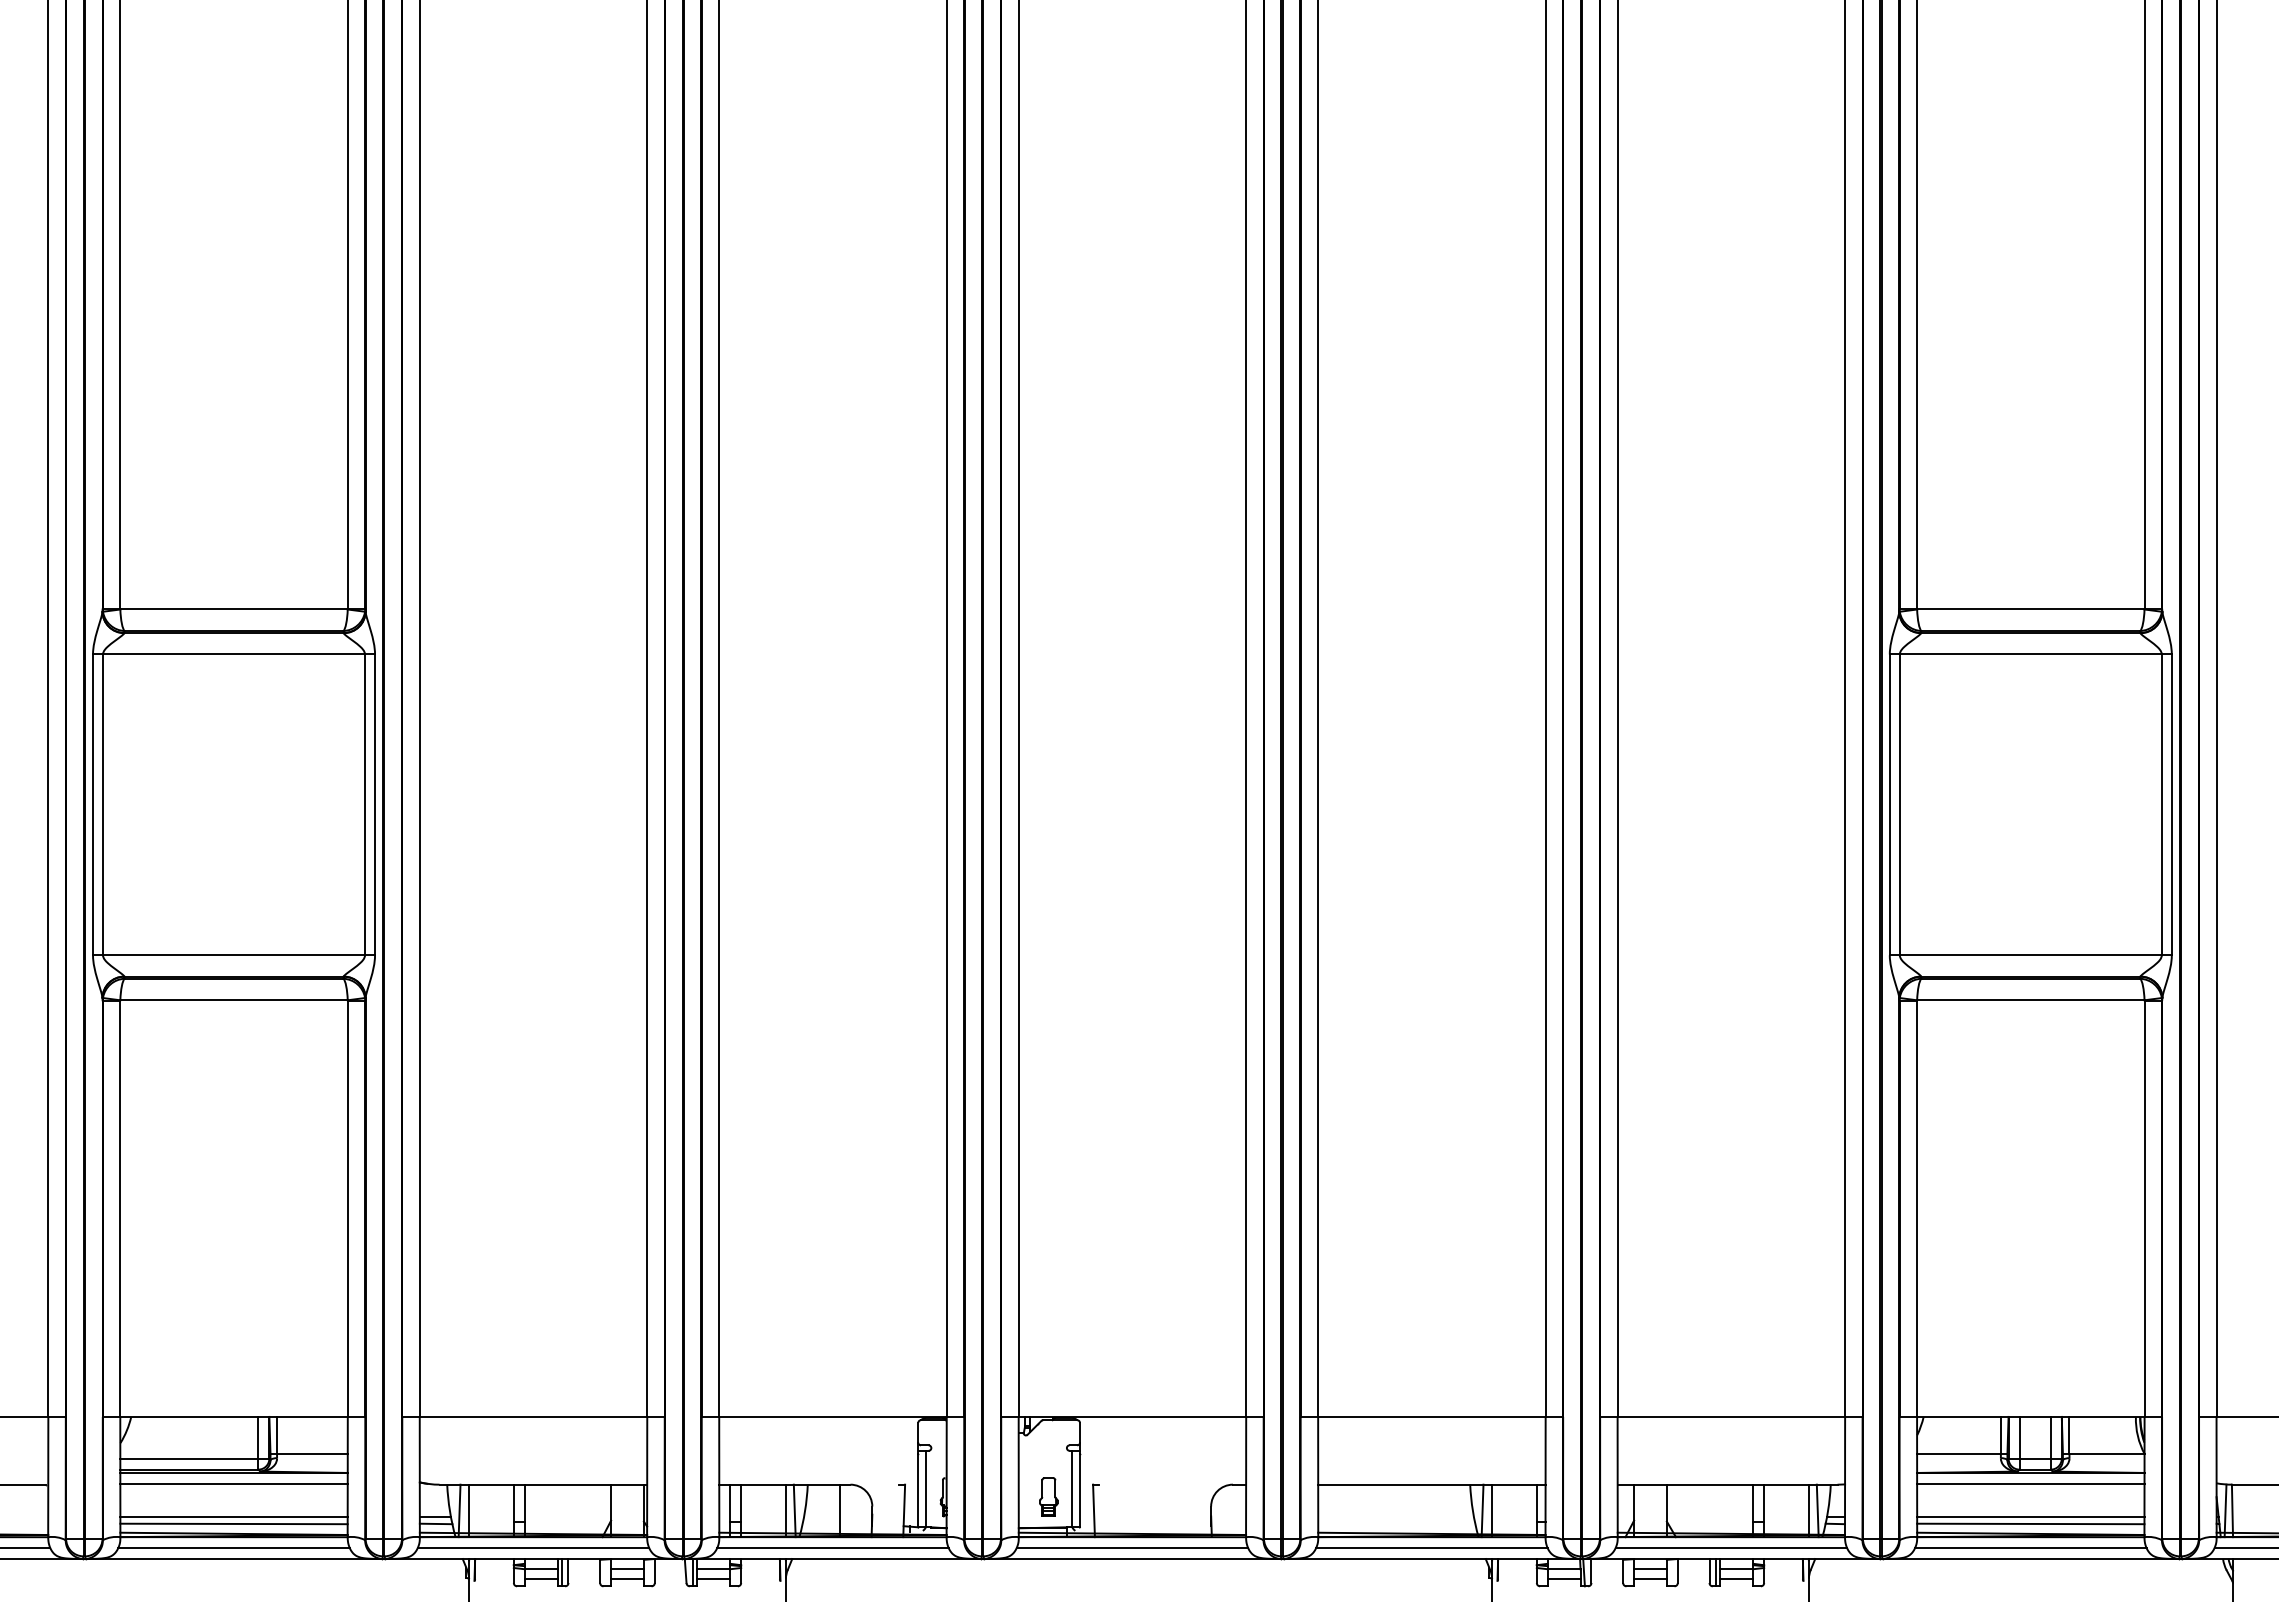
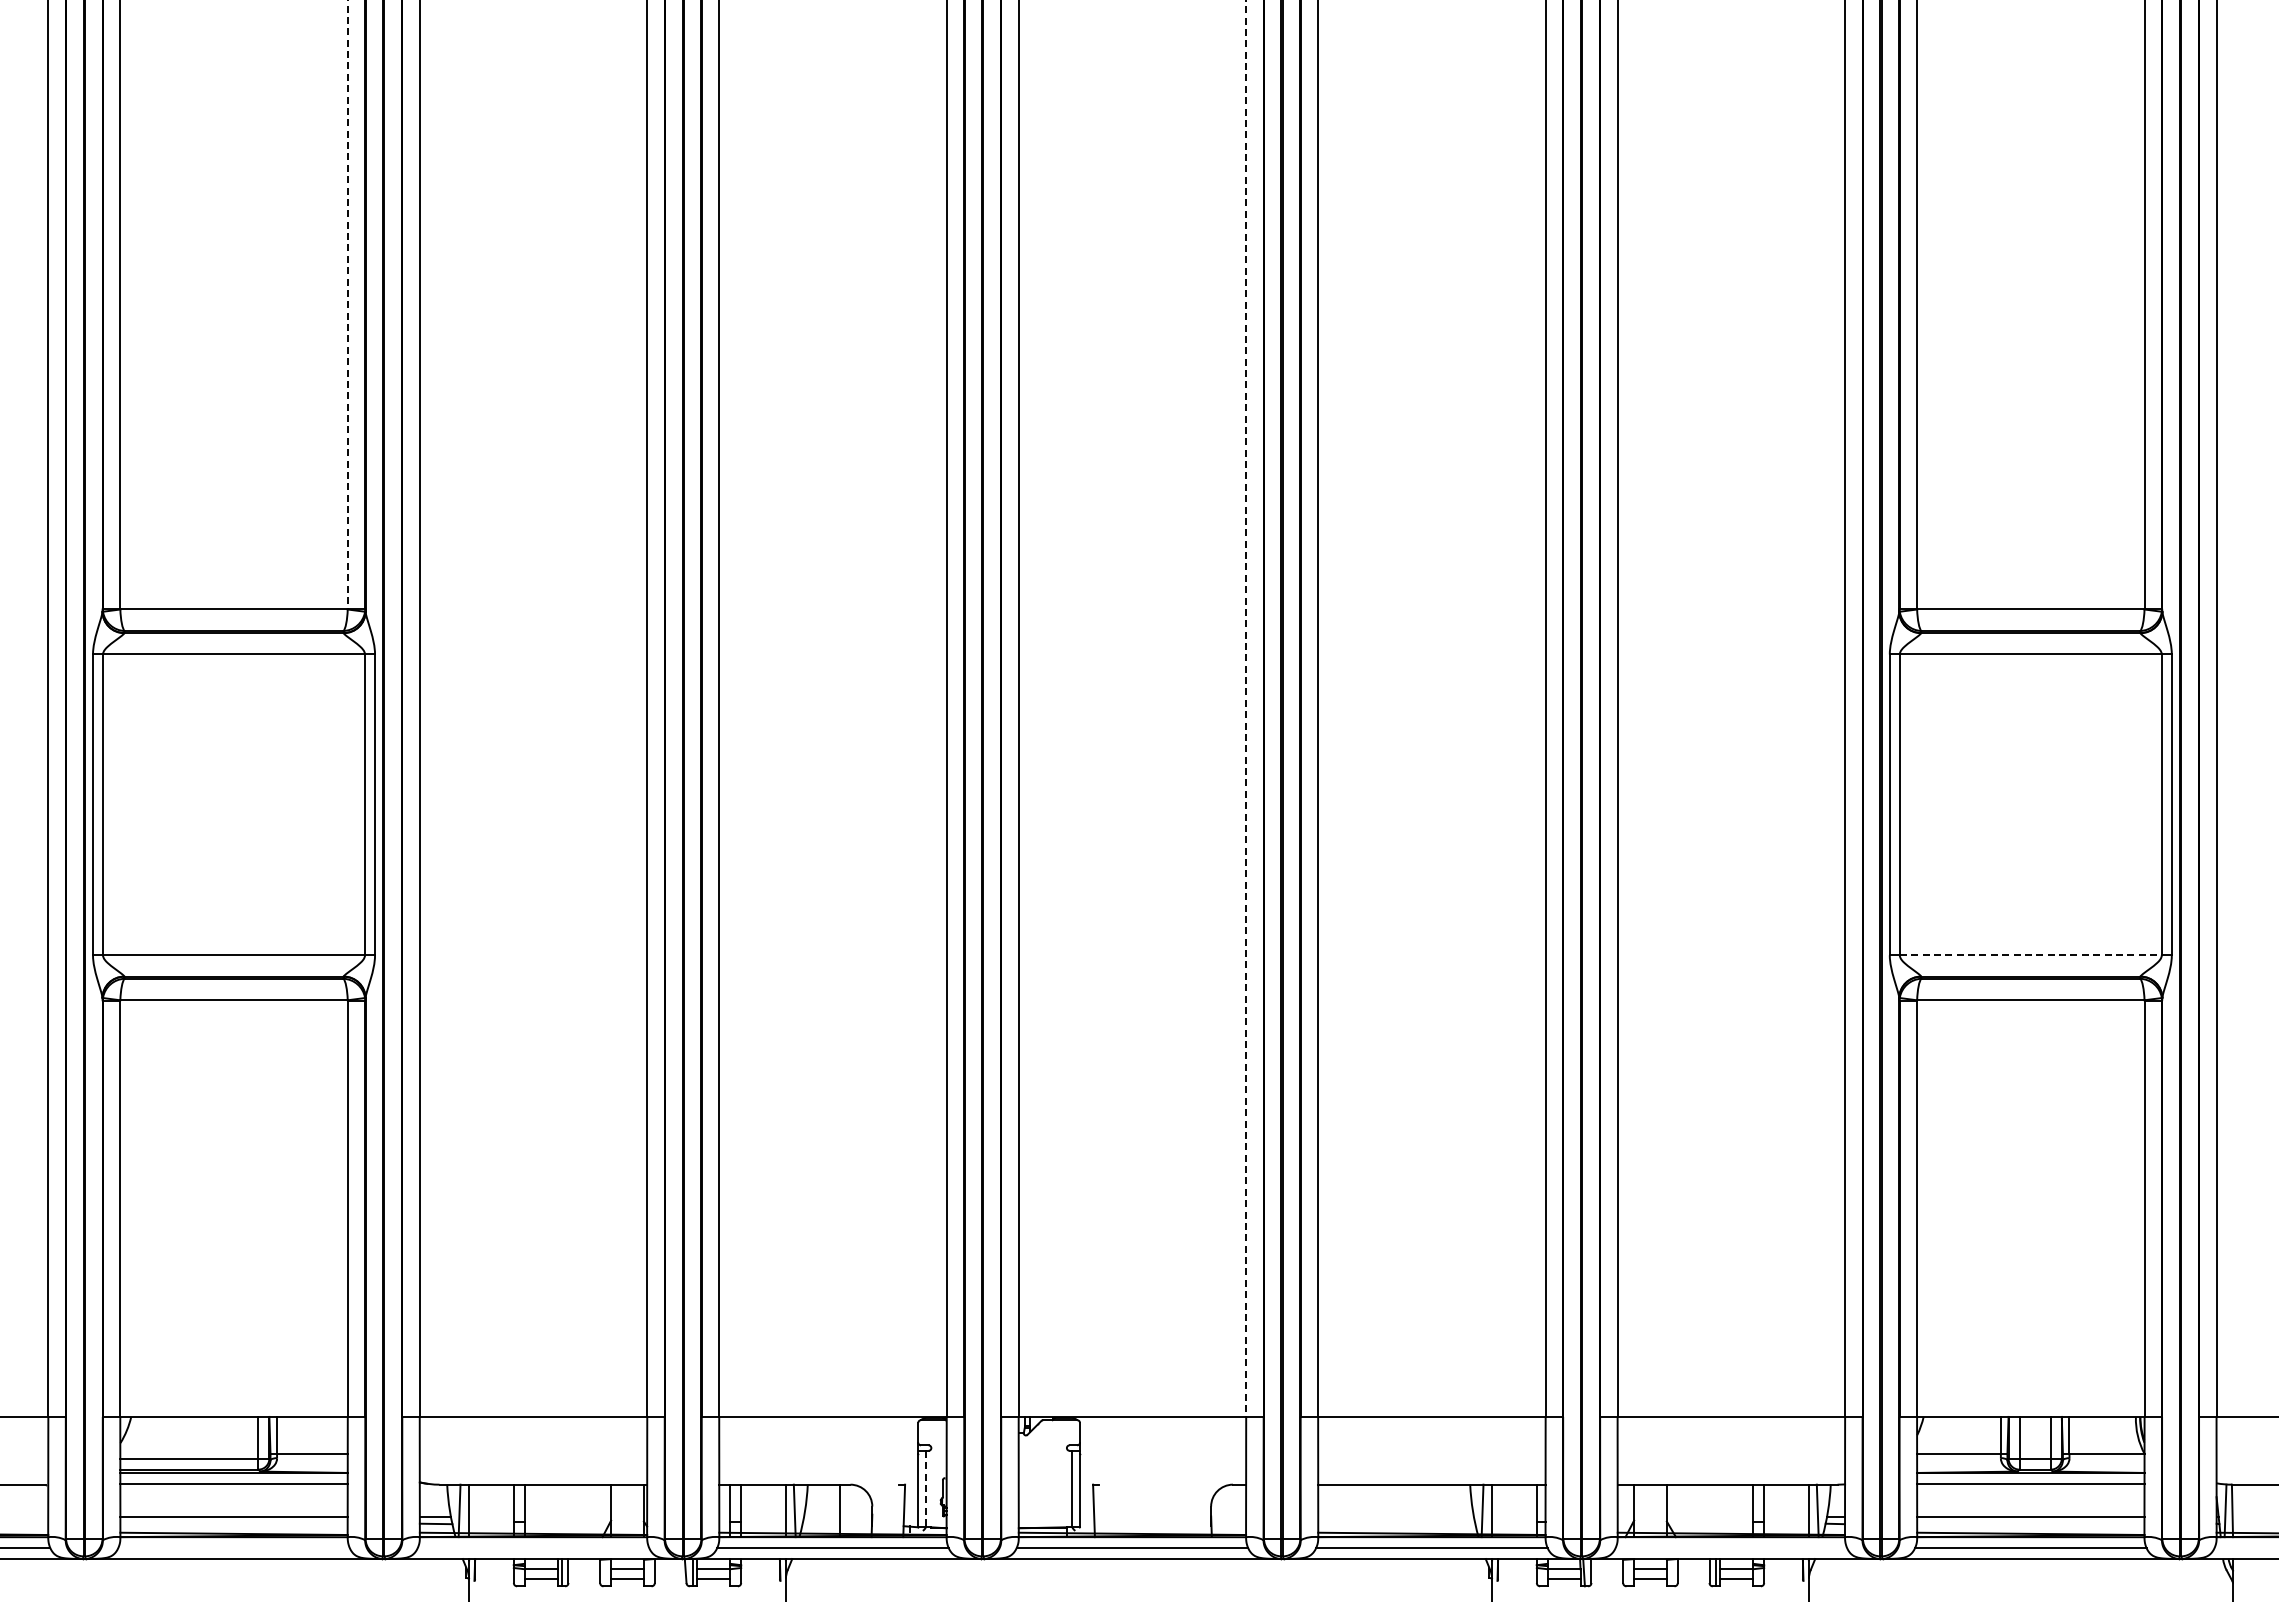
line: solid -> dashed (347, 304)
line: solid -> dashed (1246, 708)
line: solid -> dashed (2030, 955)
line: solid -> dashed (925, 1489)
part: present -> none (1048, 1496)
line: present -> none (233, 1523)
line: present -> none (2030, 1523)
line: present -> none (233, 1548)
line: present -> none (533, 1548)
line: present -> none (1731, 1548)
line: present -> none (2244, 1548)
